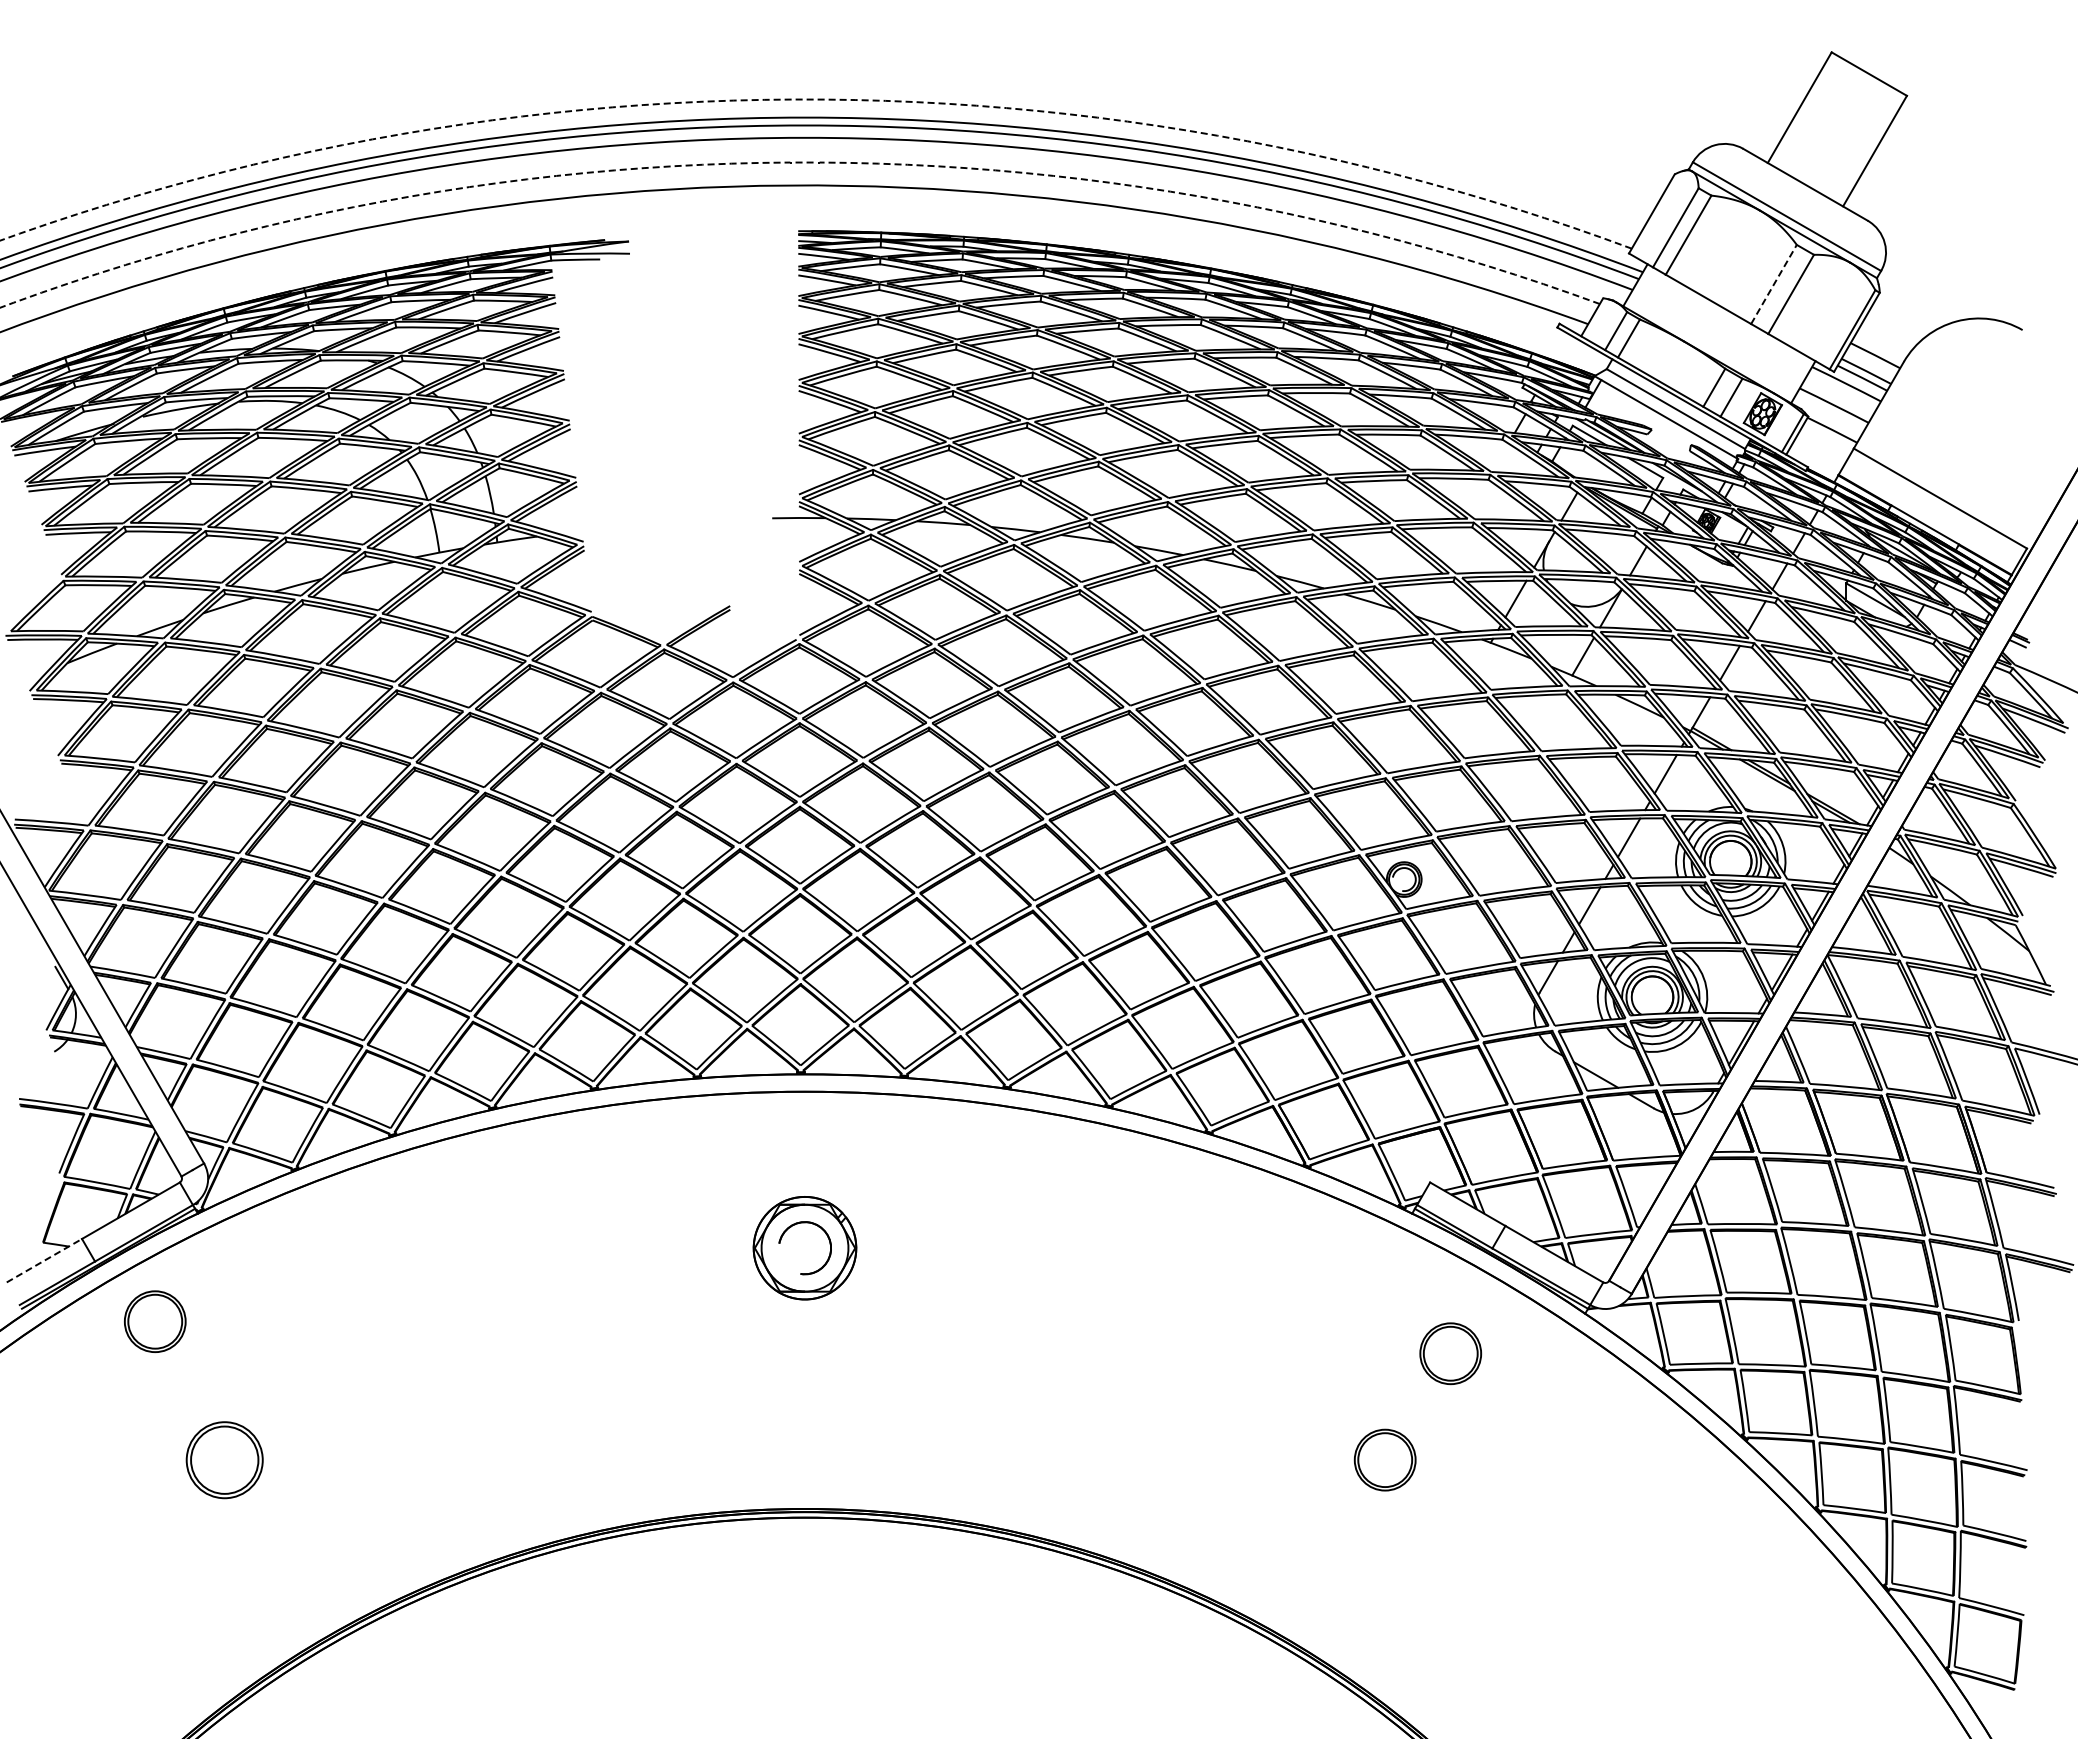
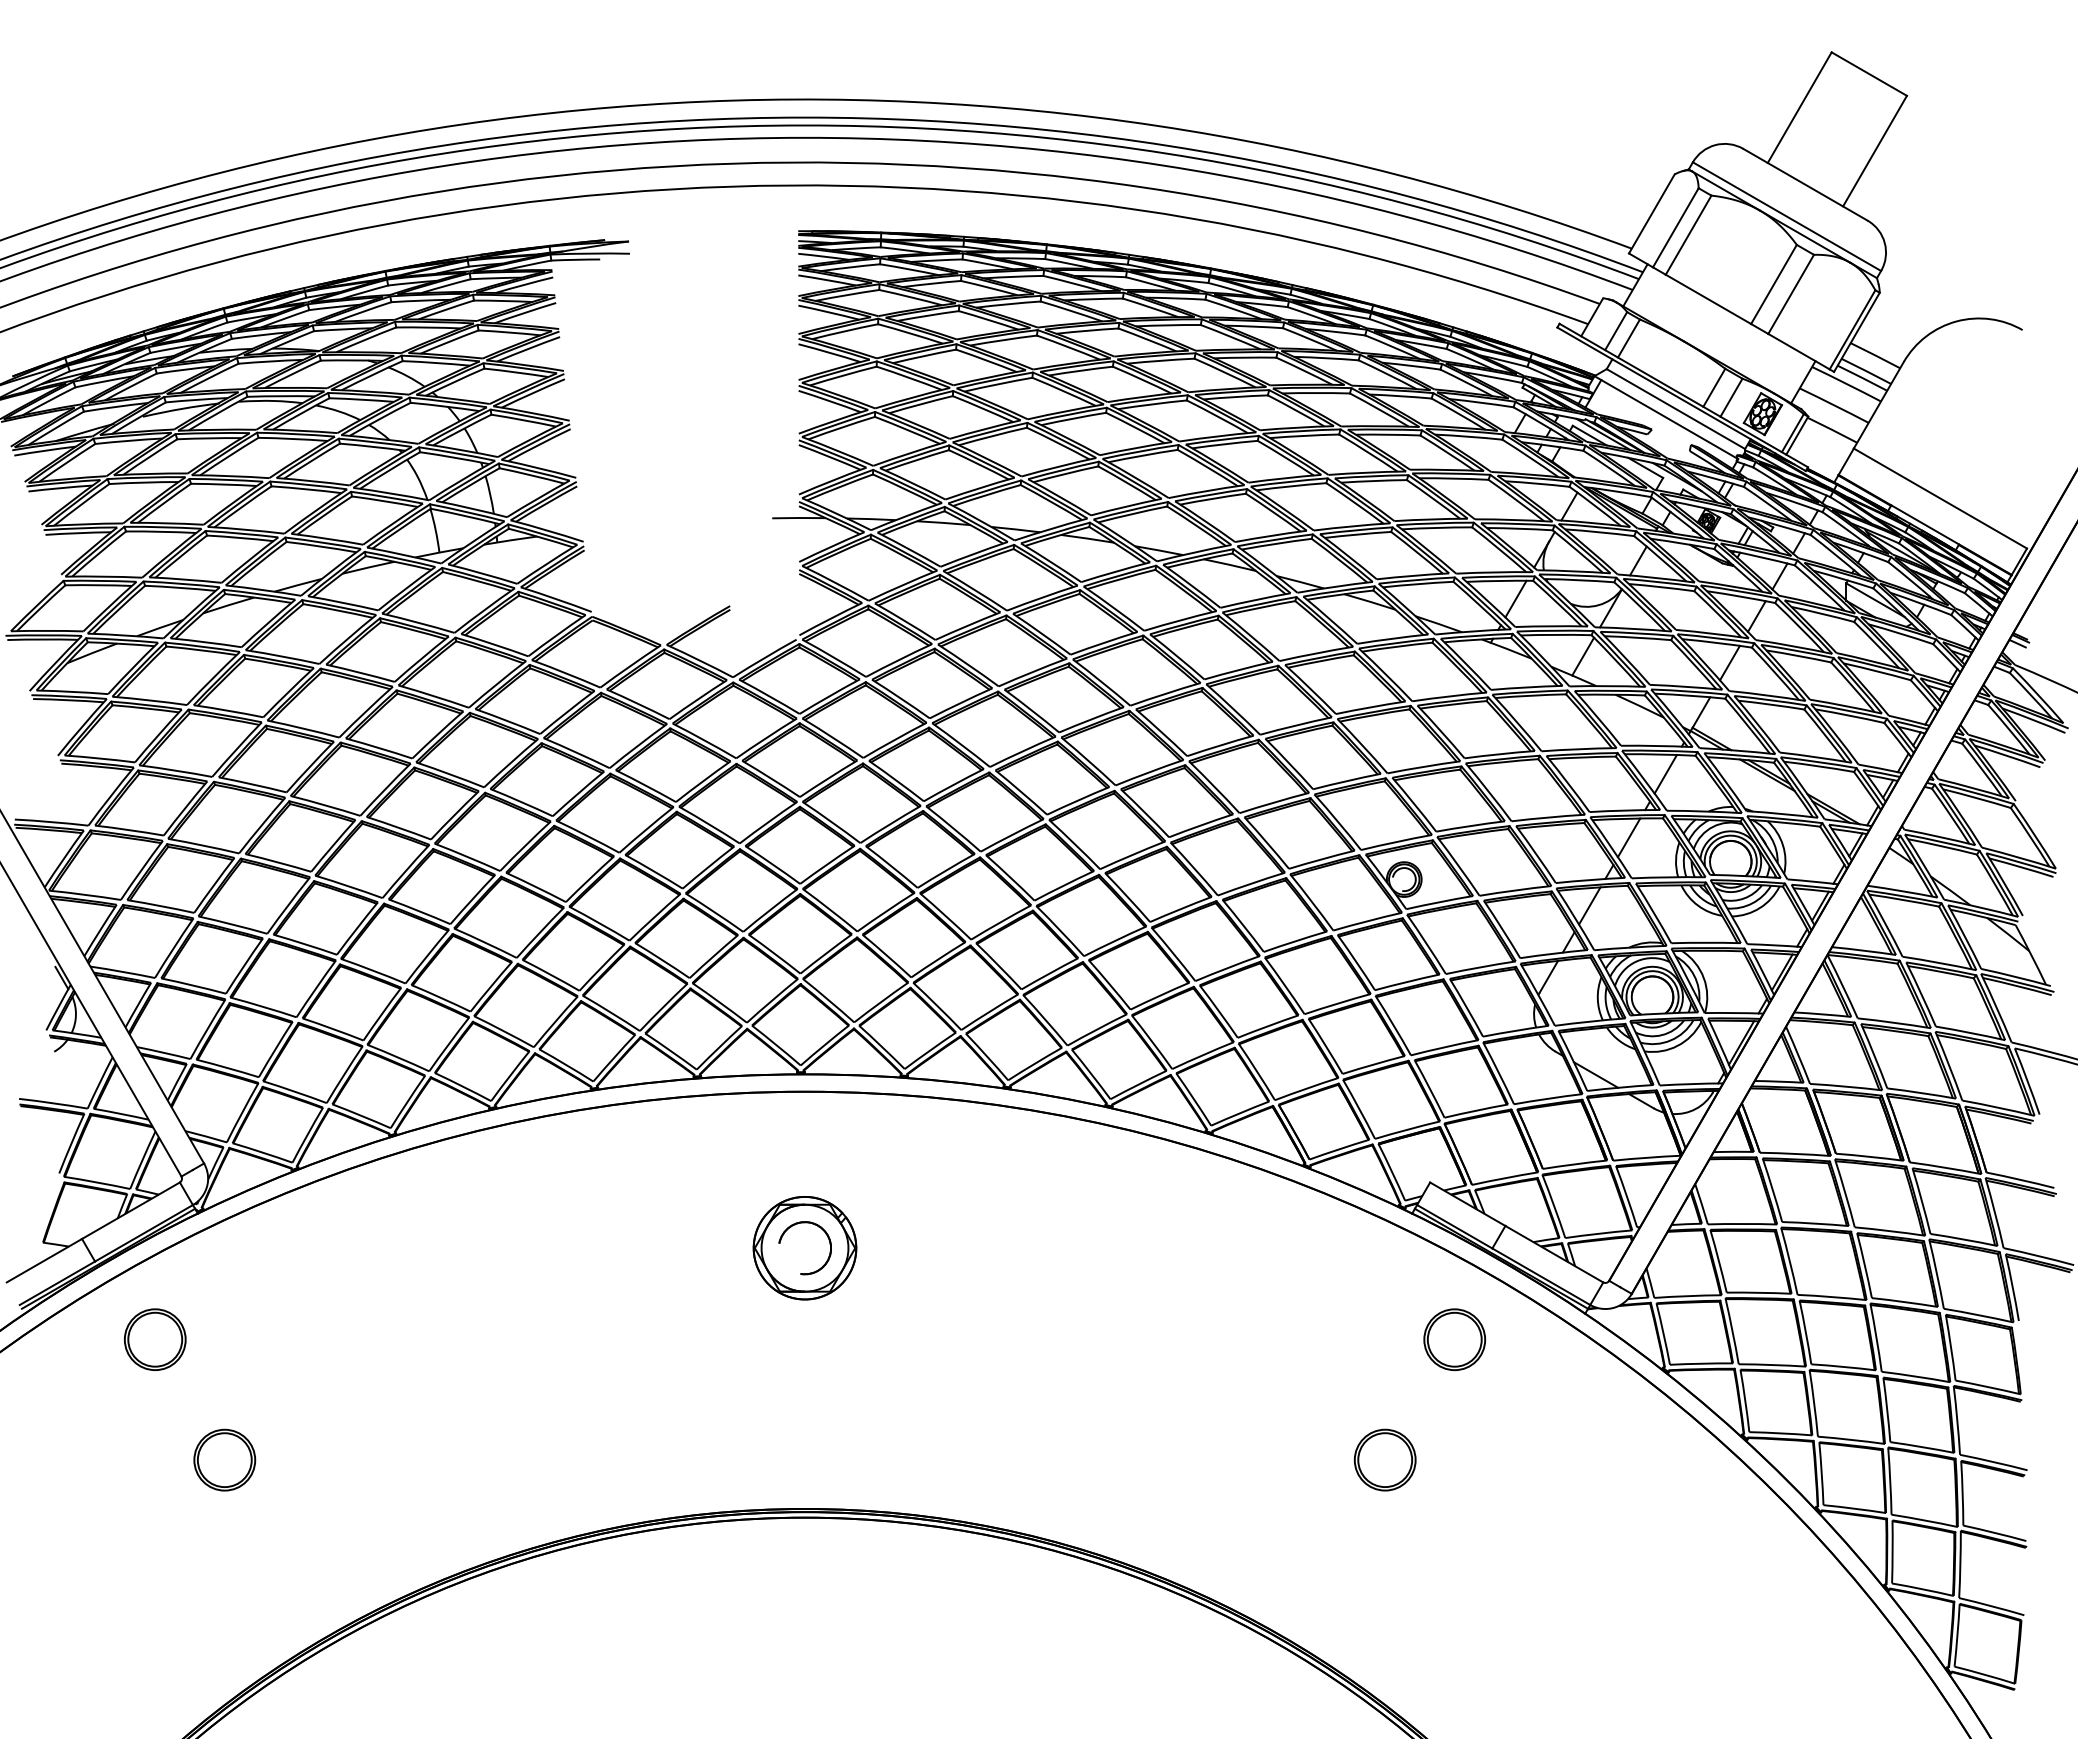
arc: dashed -> solid (814, 99)
arc: dashed -> solid (797, 162)
line: dashed -> solid (1773, 284)
line: dashed -> solid (44, 1260)
part position: (155, 1321) -> (155, 1339) (155, 1339)
part position: (1450, 1353) -> (1454, 1339) (1454, 1339)
part size: 79x79 px -> 64x64 px (224, 1459)
